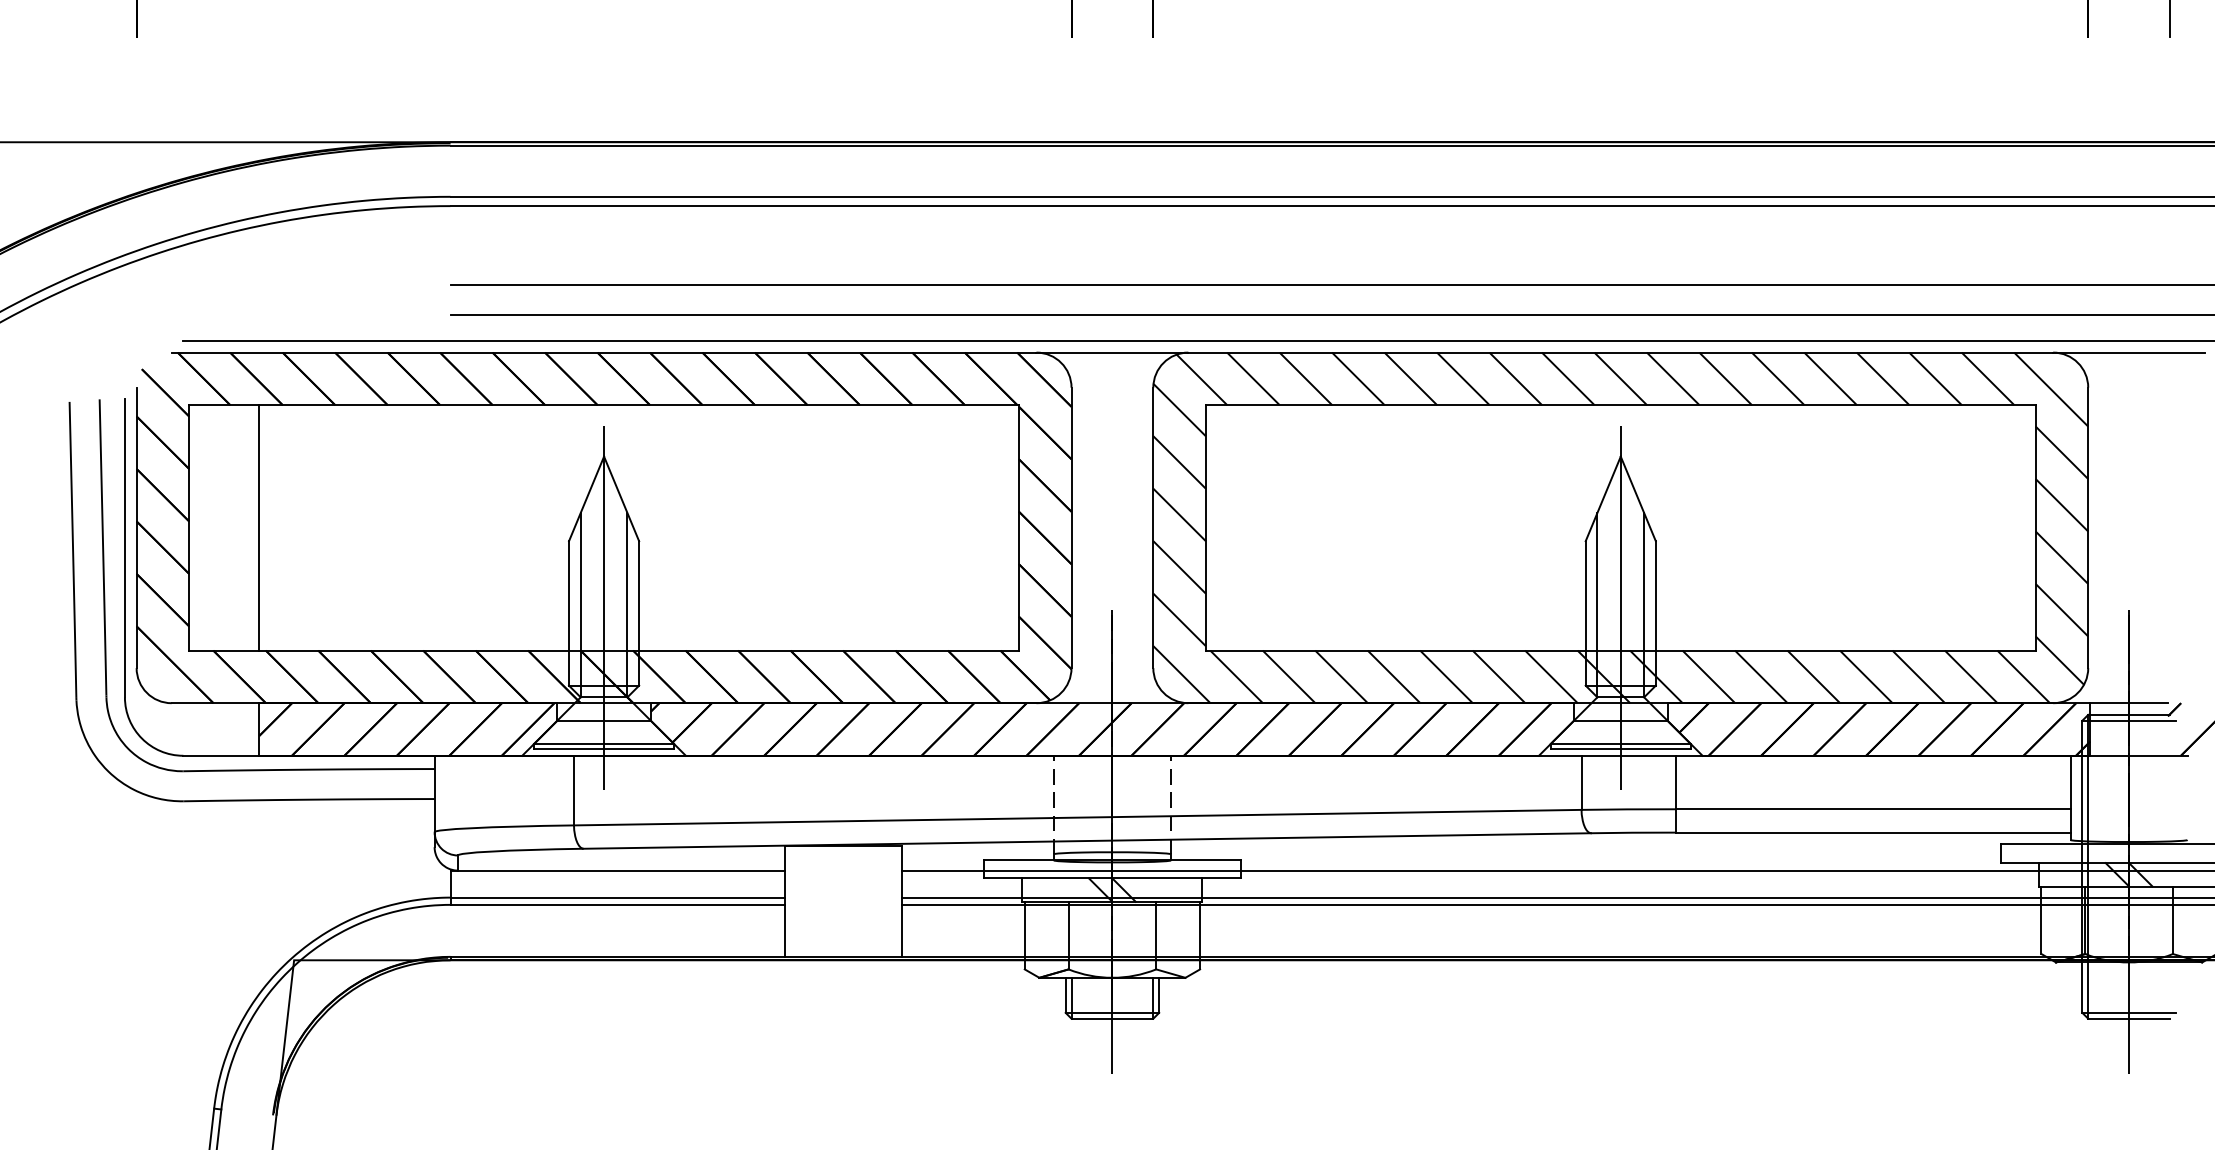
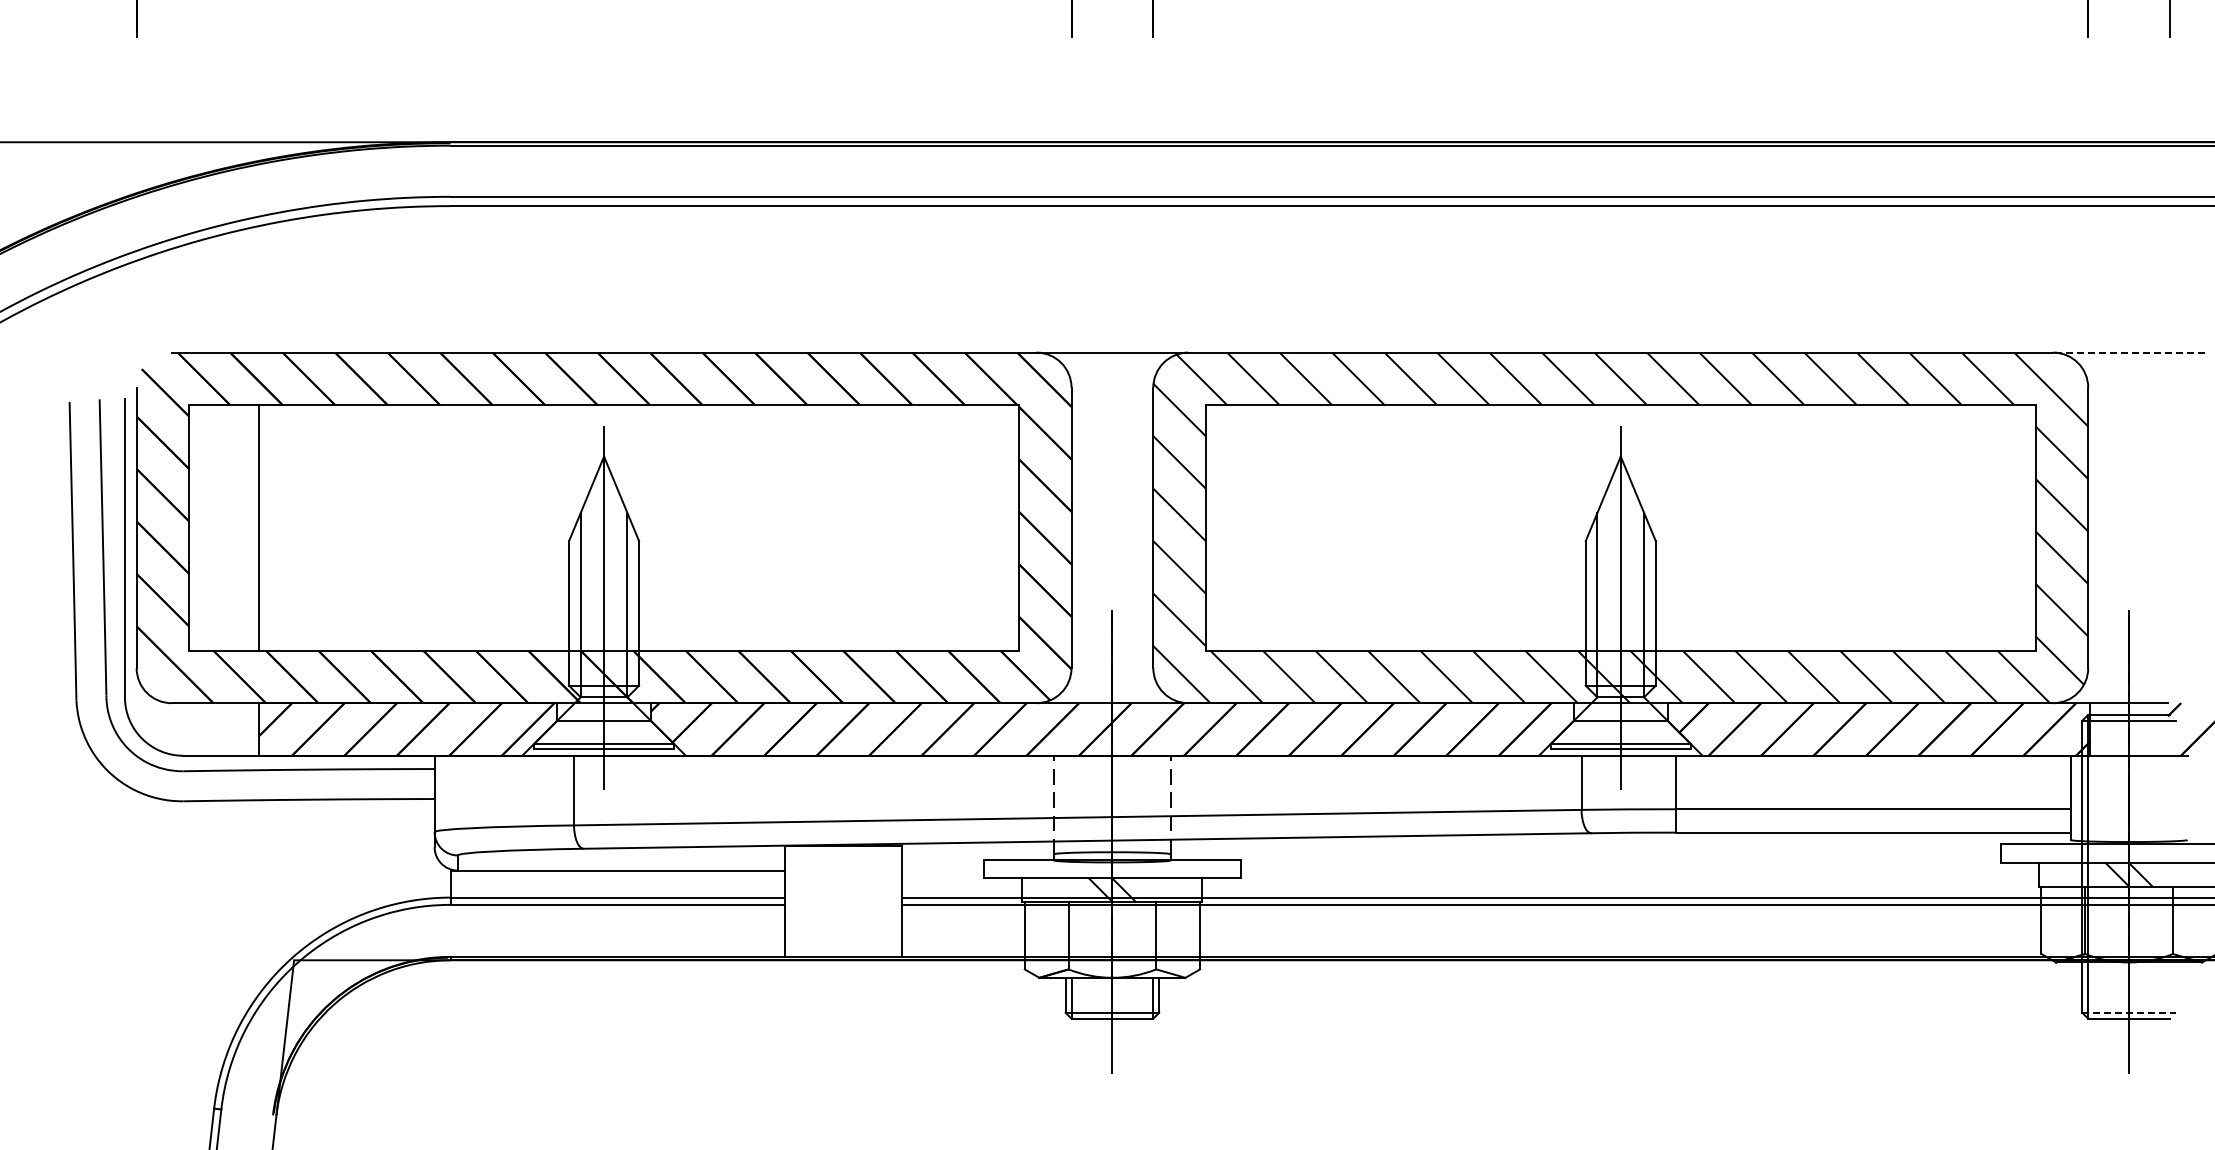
line: present -> none (1330, 285)
line: present -> none (1330, 315)
line: present -> none (1197, 340)
line: solid -> dashed (2129, 352)
line: present -> none (1556, 870)
line: solid -> dashed (2129, 1012)
